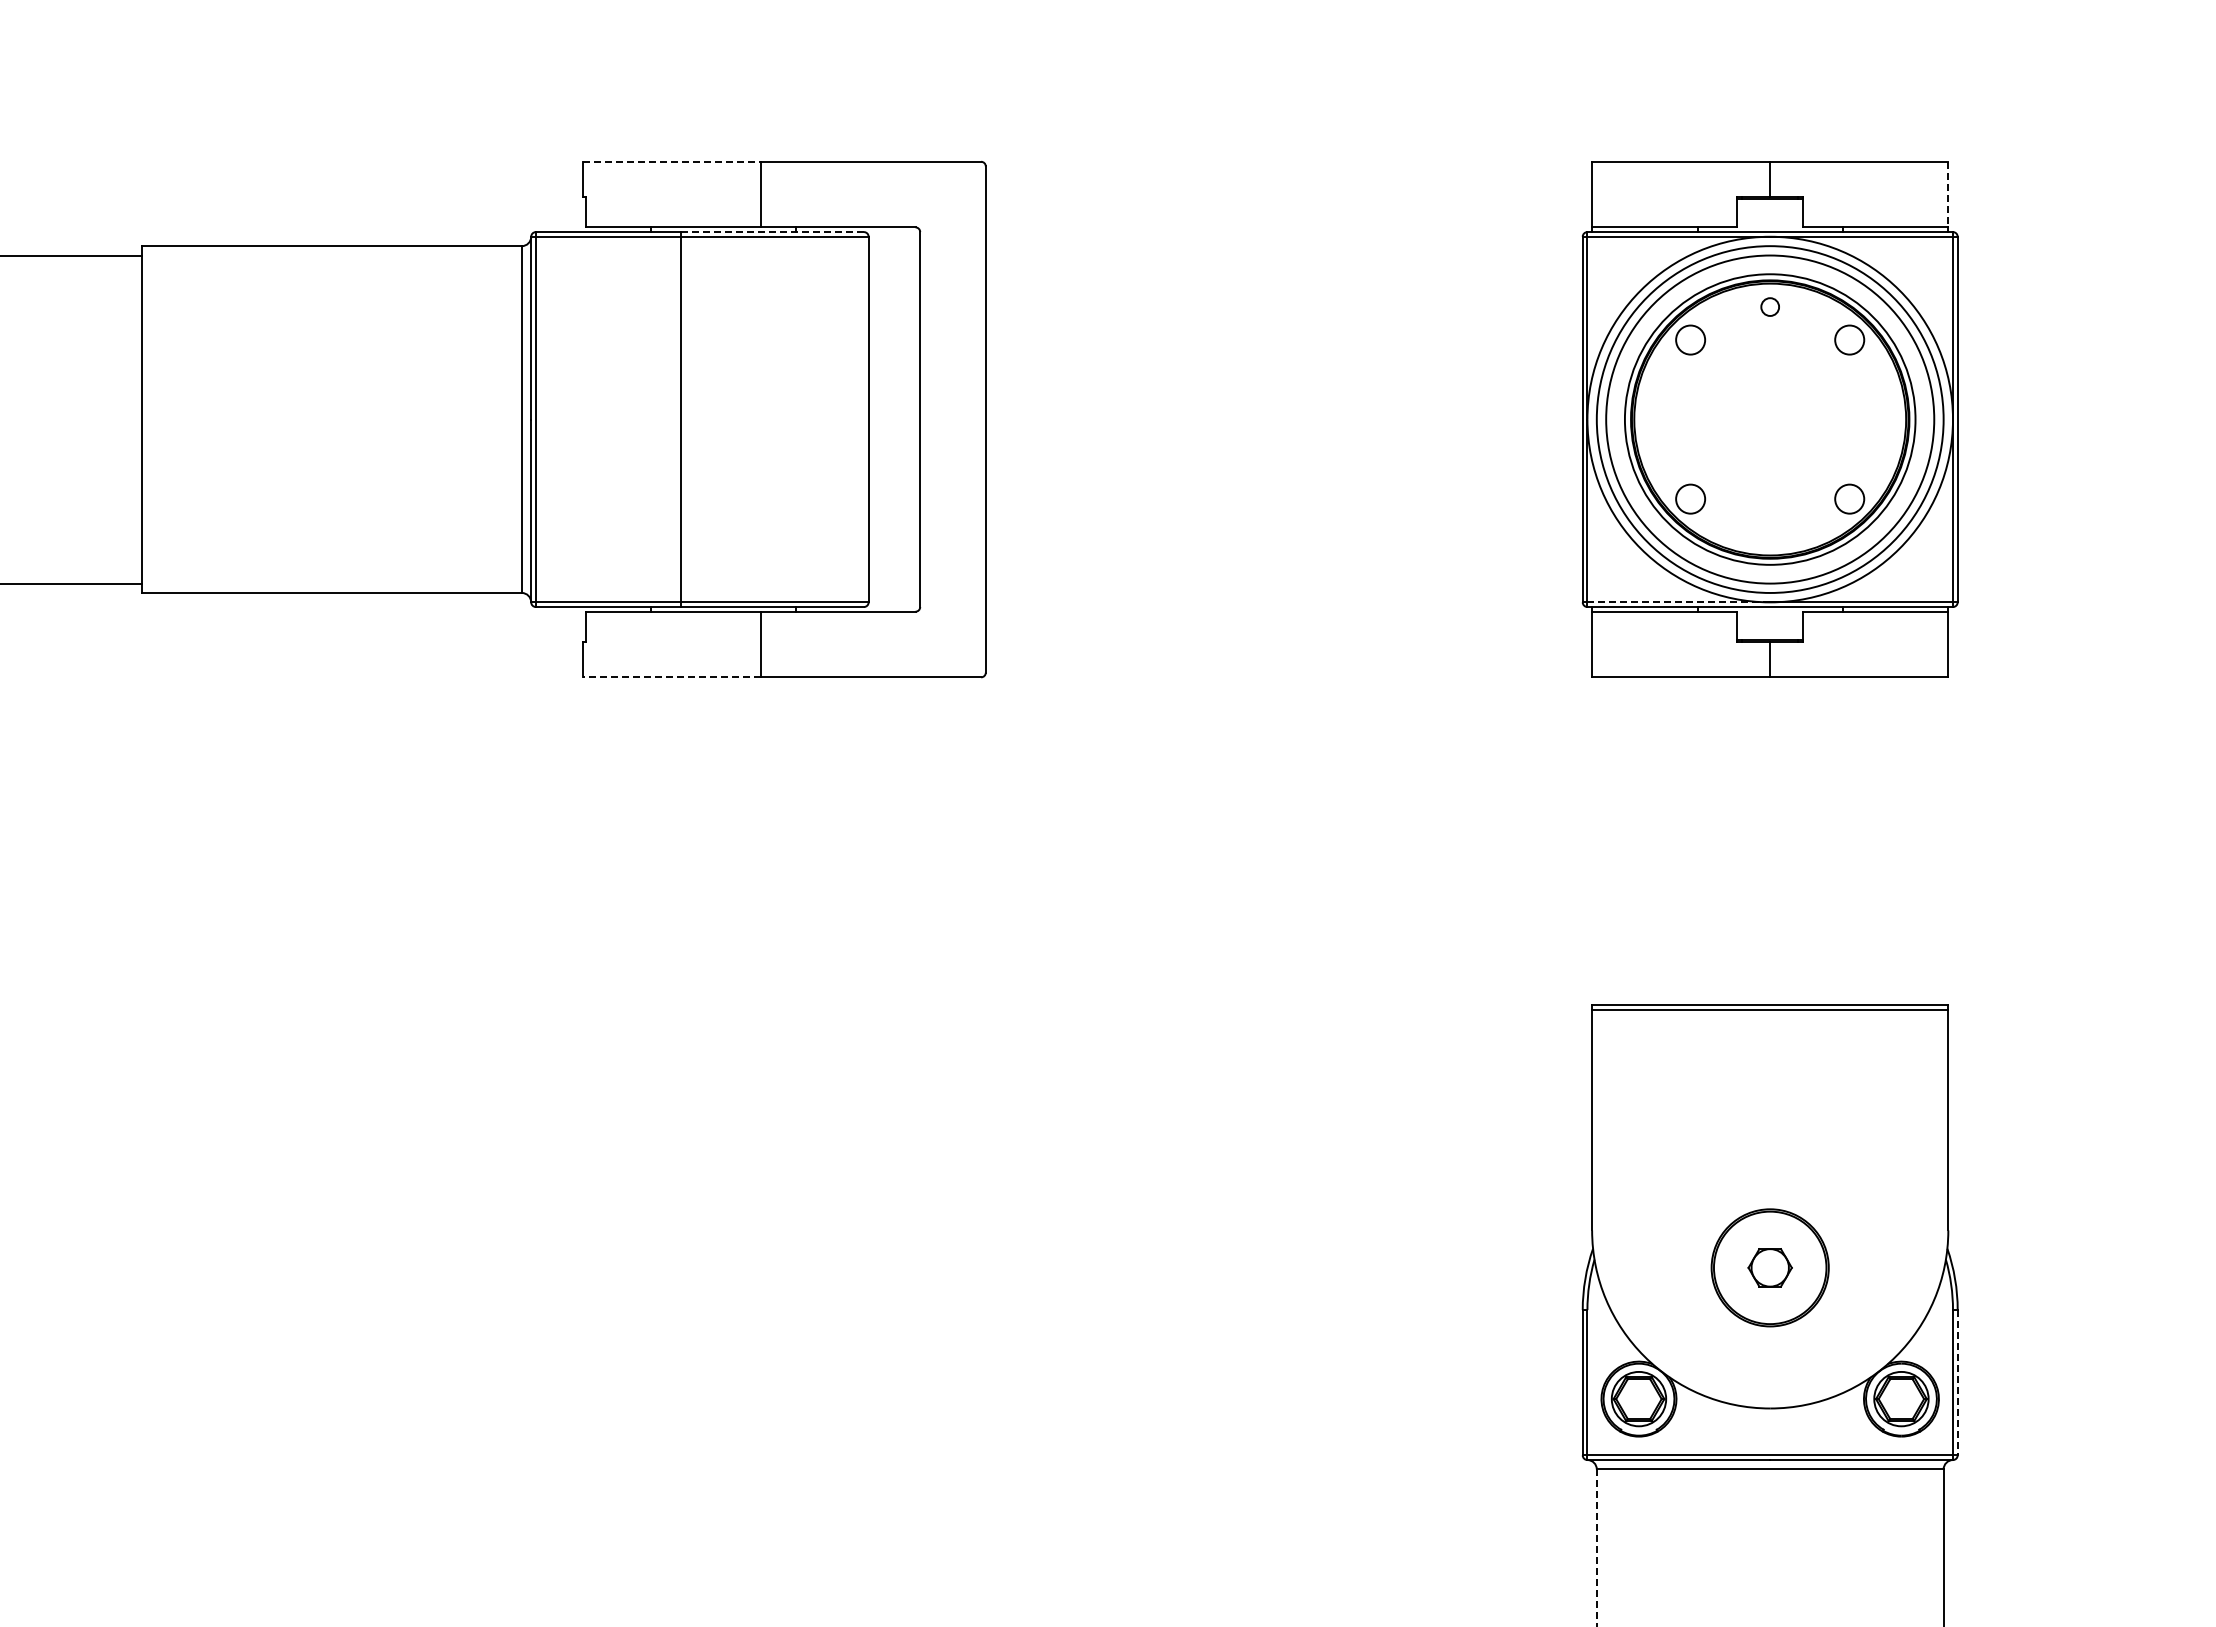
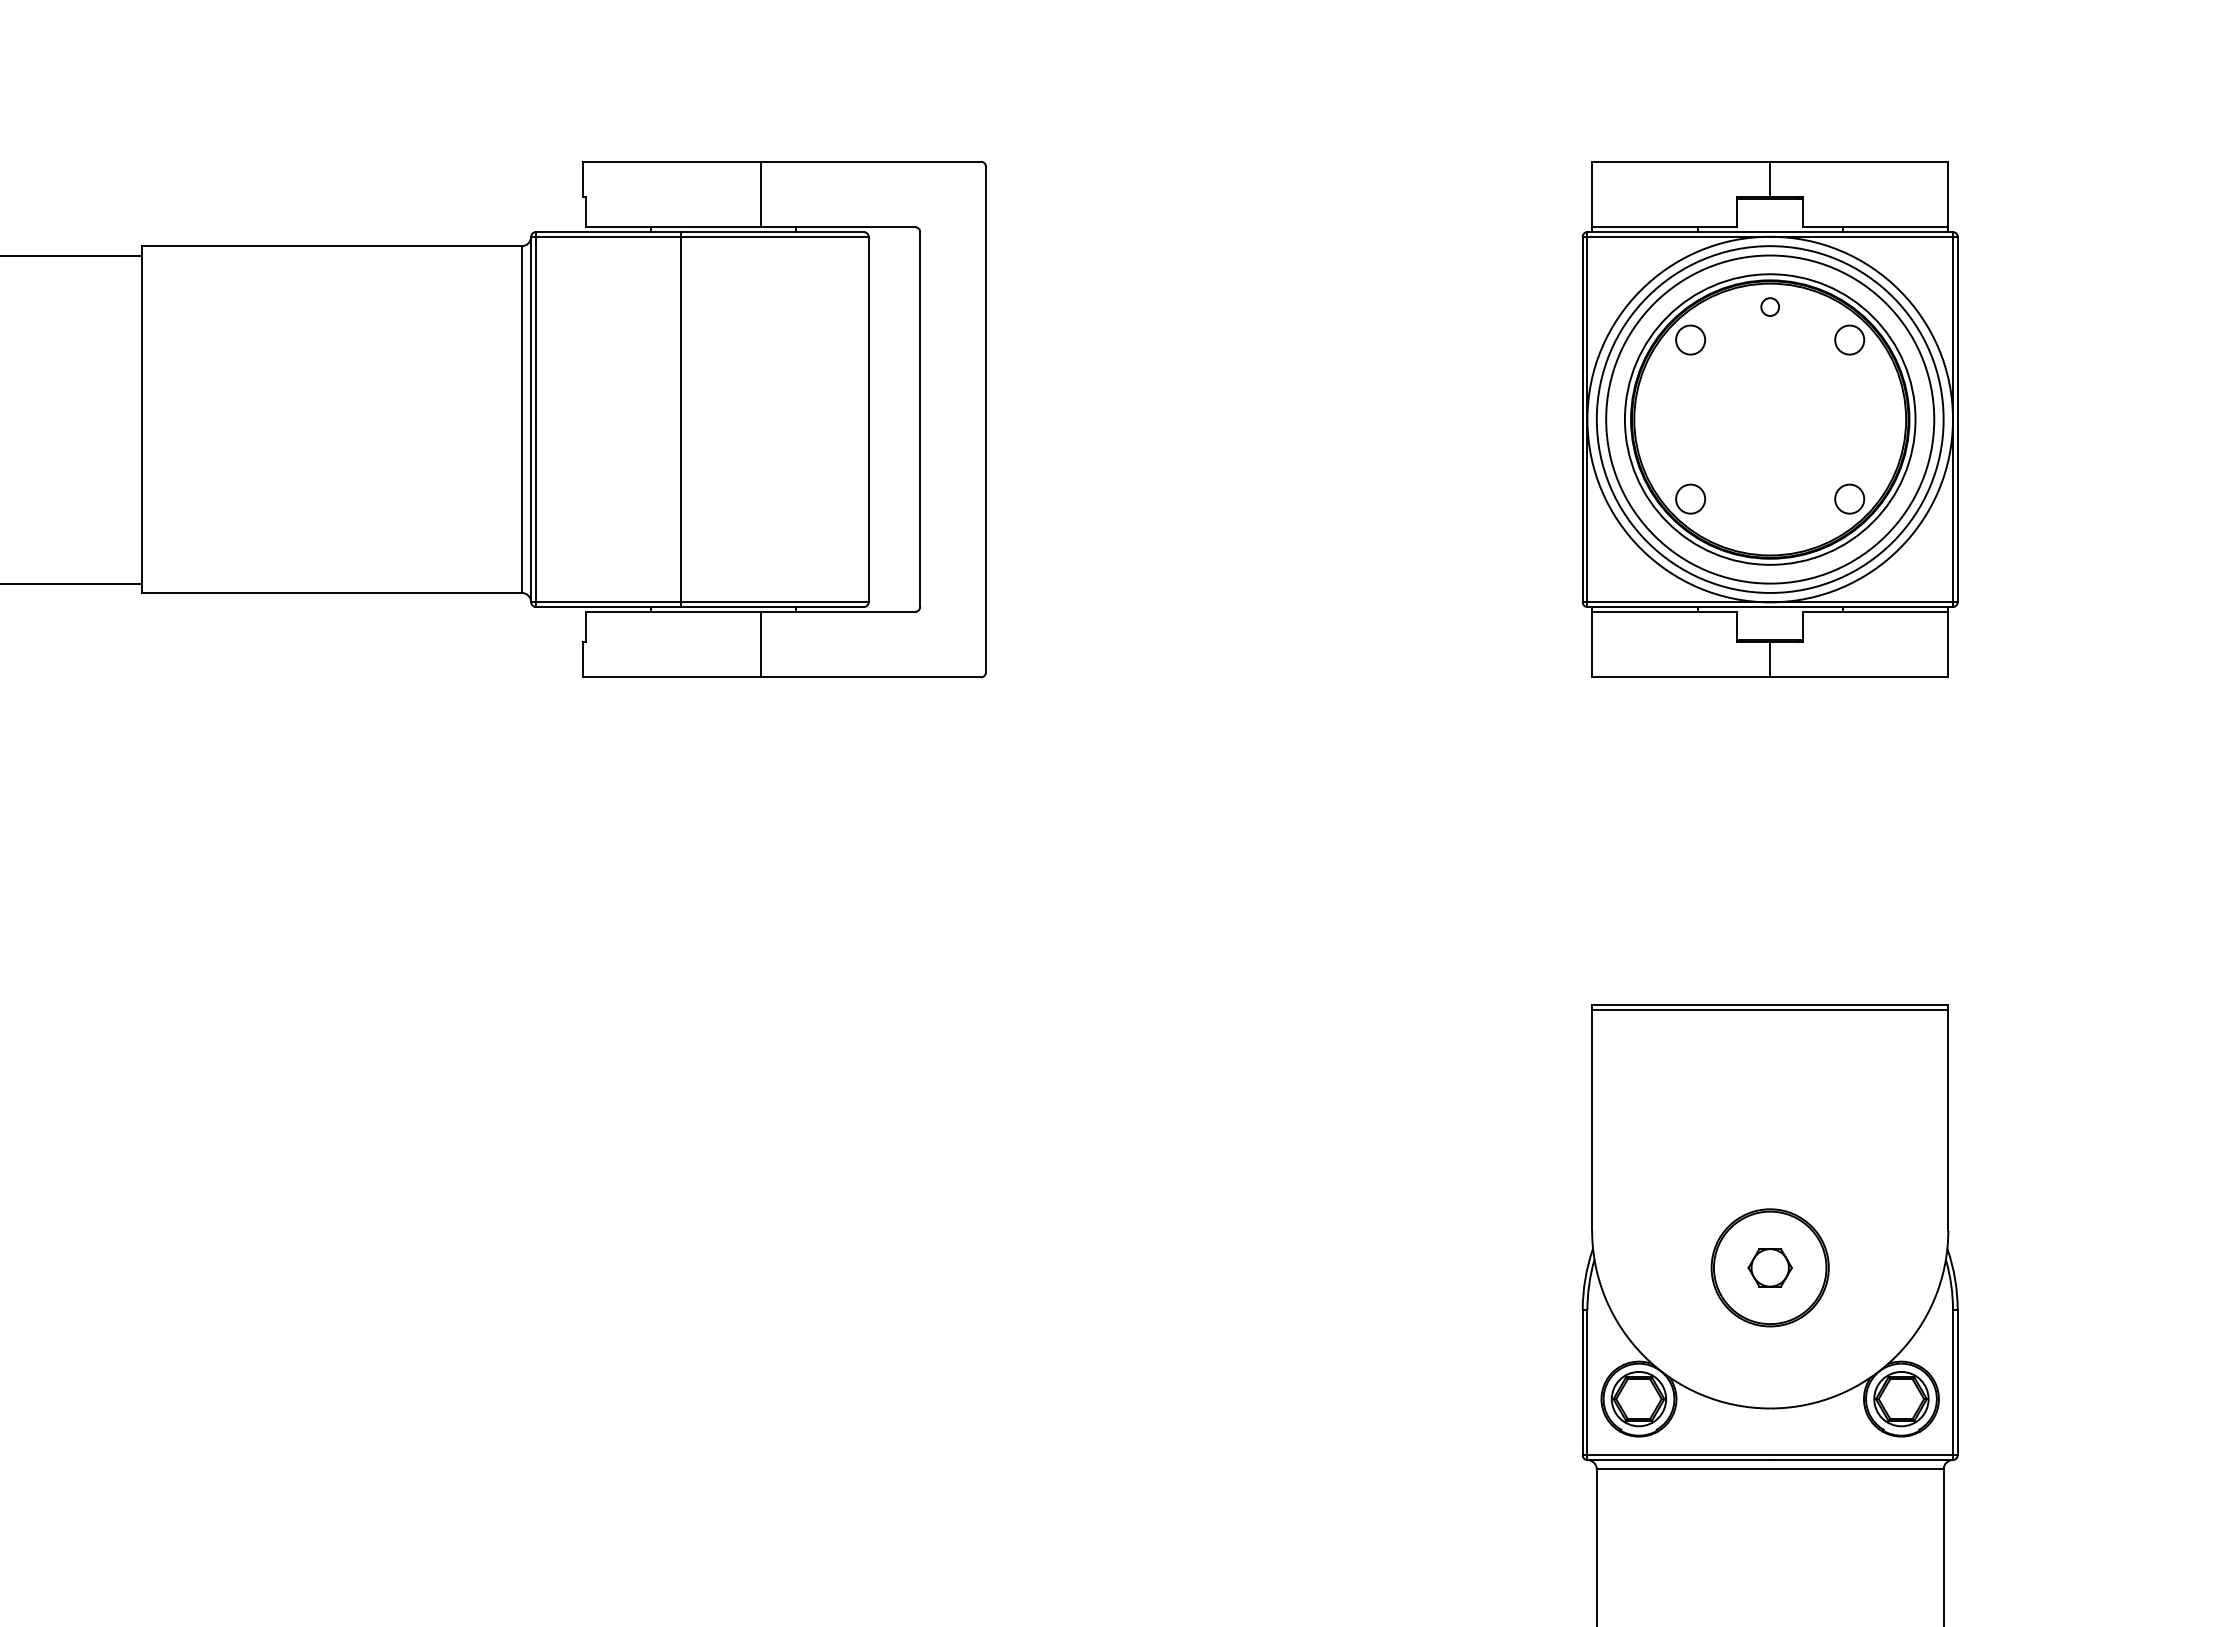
line: dashed -> solid (672, 161)
line: dashed -> solid (1948, 194)
line: dashed -> solid (773, 232)
line: dashed -> solid (1679, 602)
line: dashed -> solid (671, 677)
line: dashed -> solid (1957, 1382)
line: dashed -> solid (1596, 1548)
